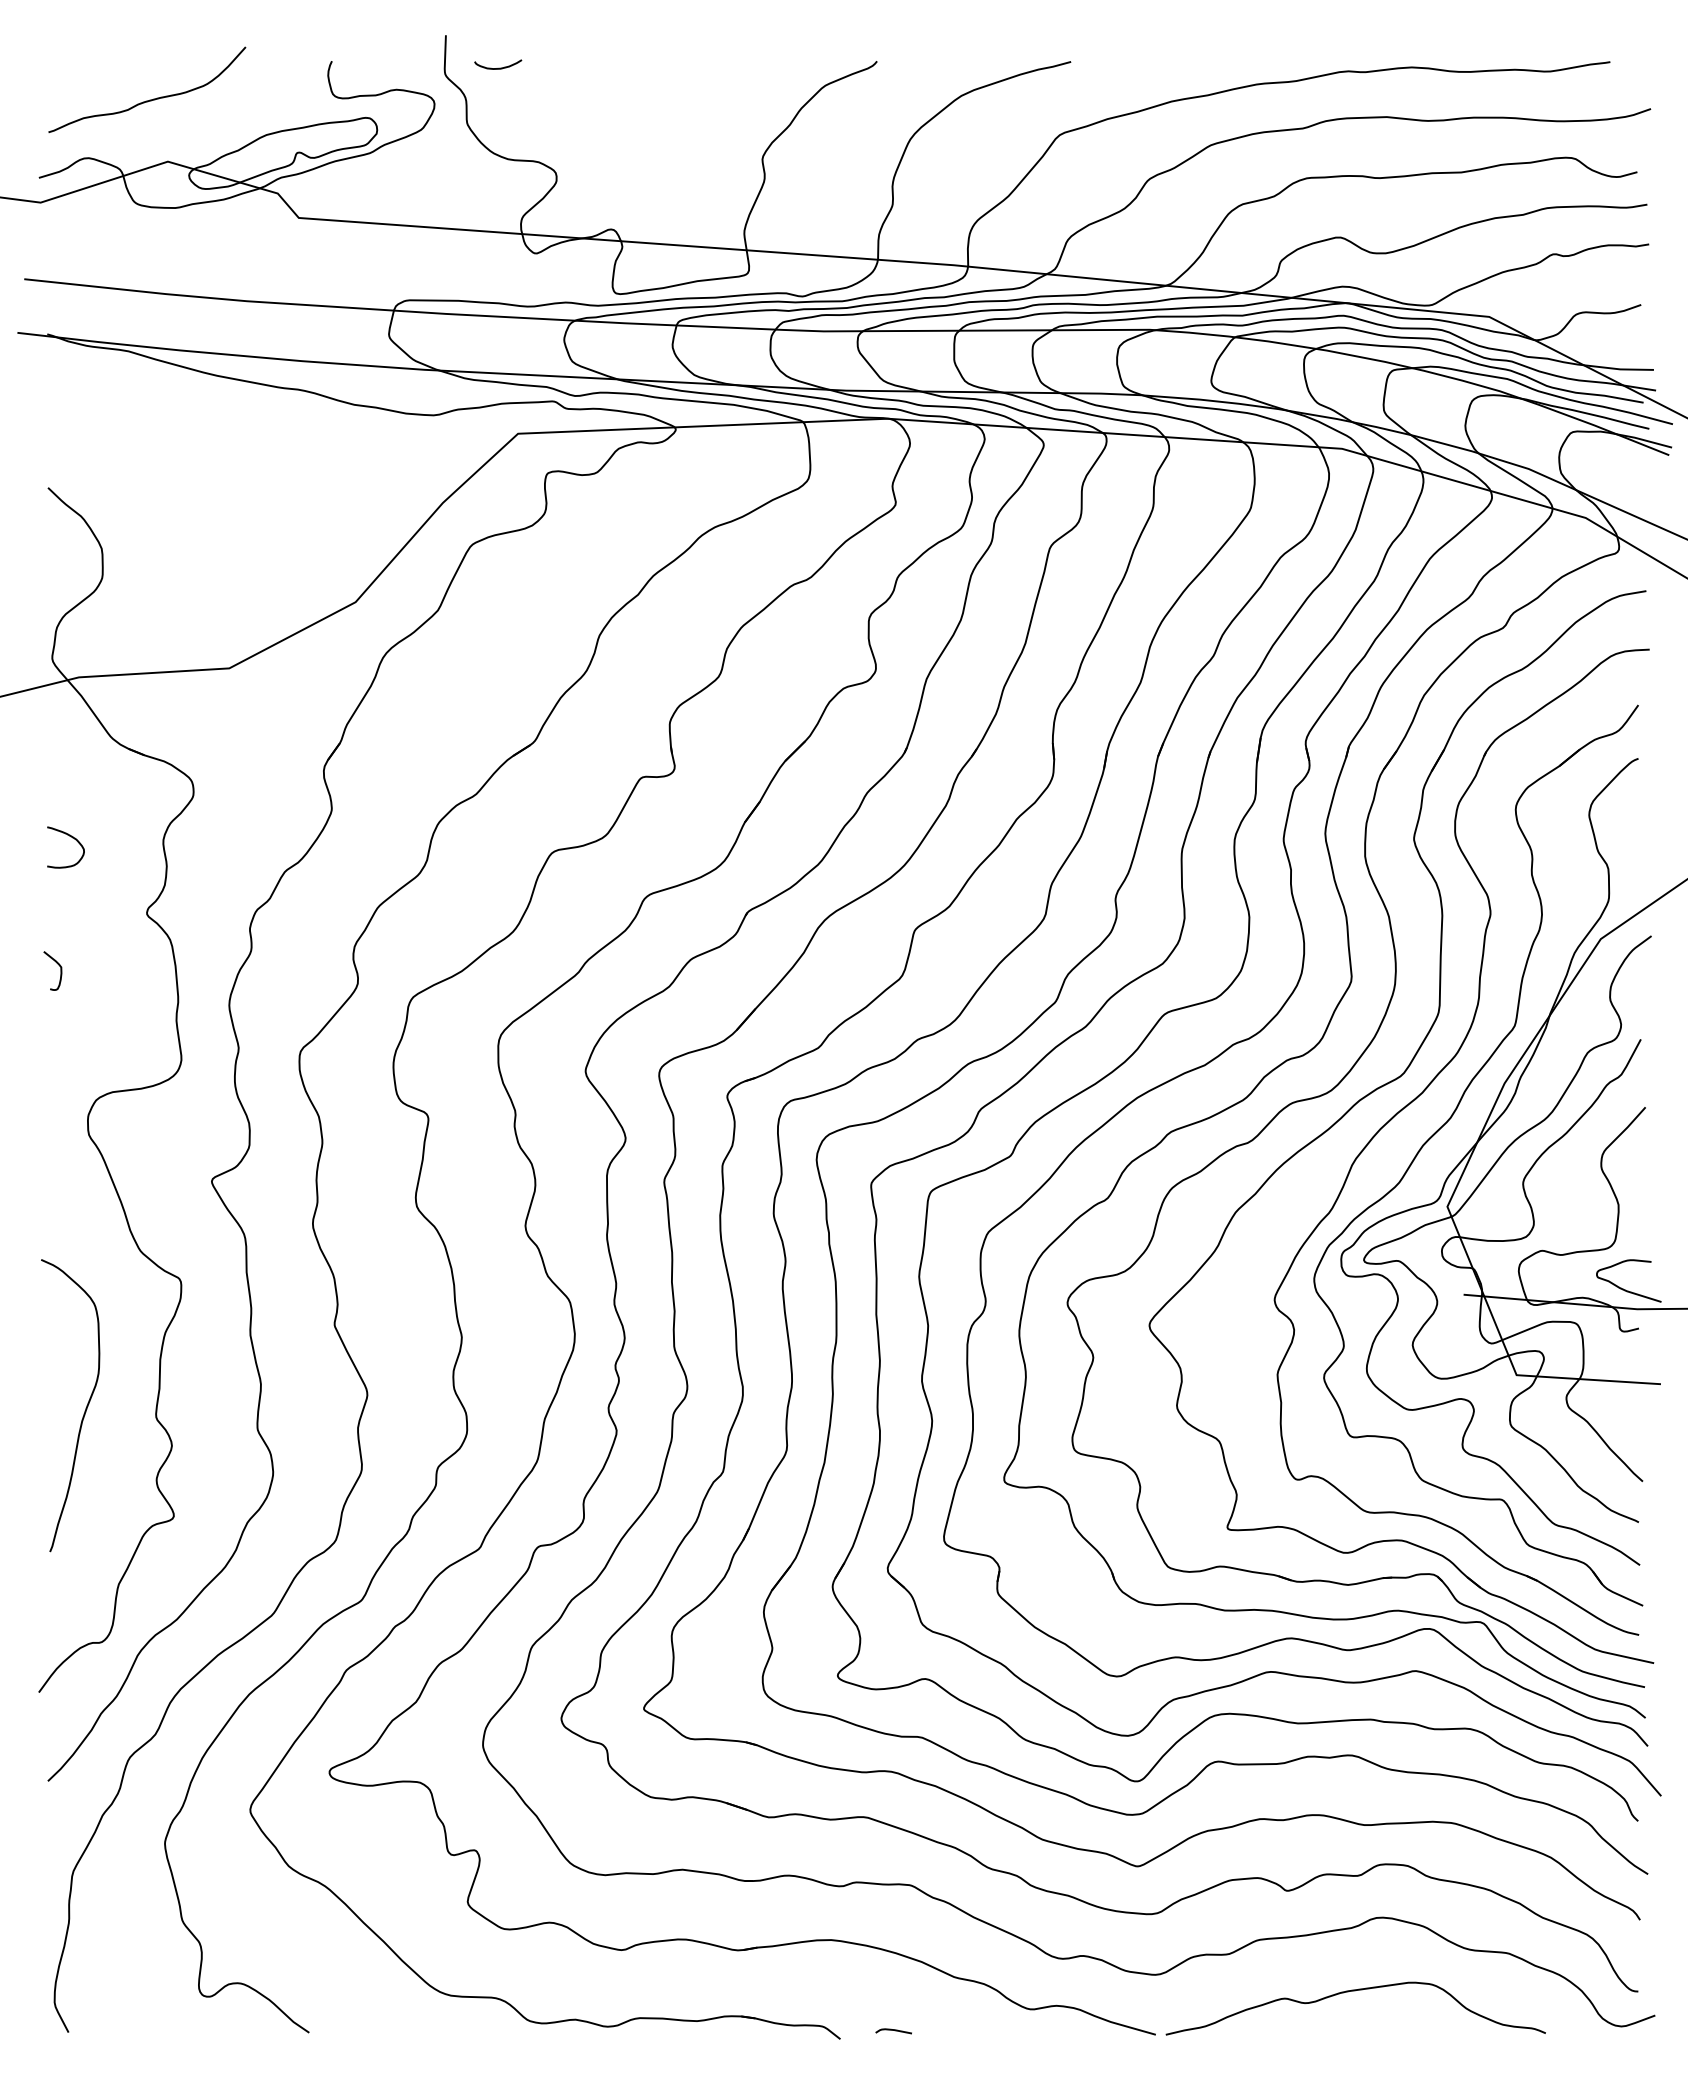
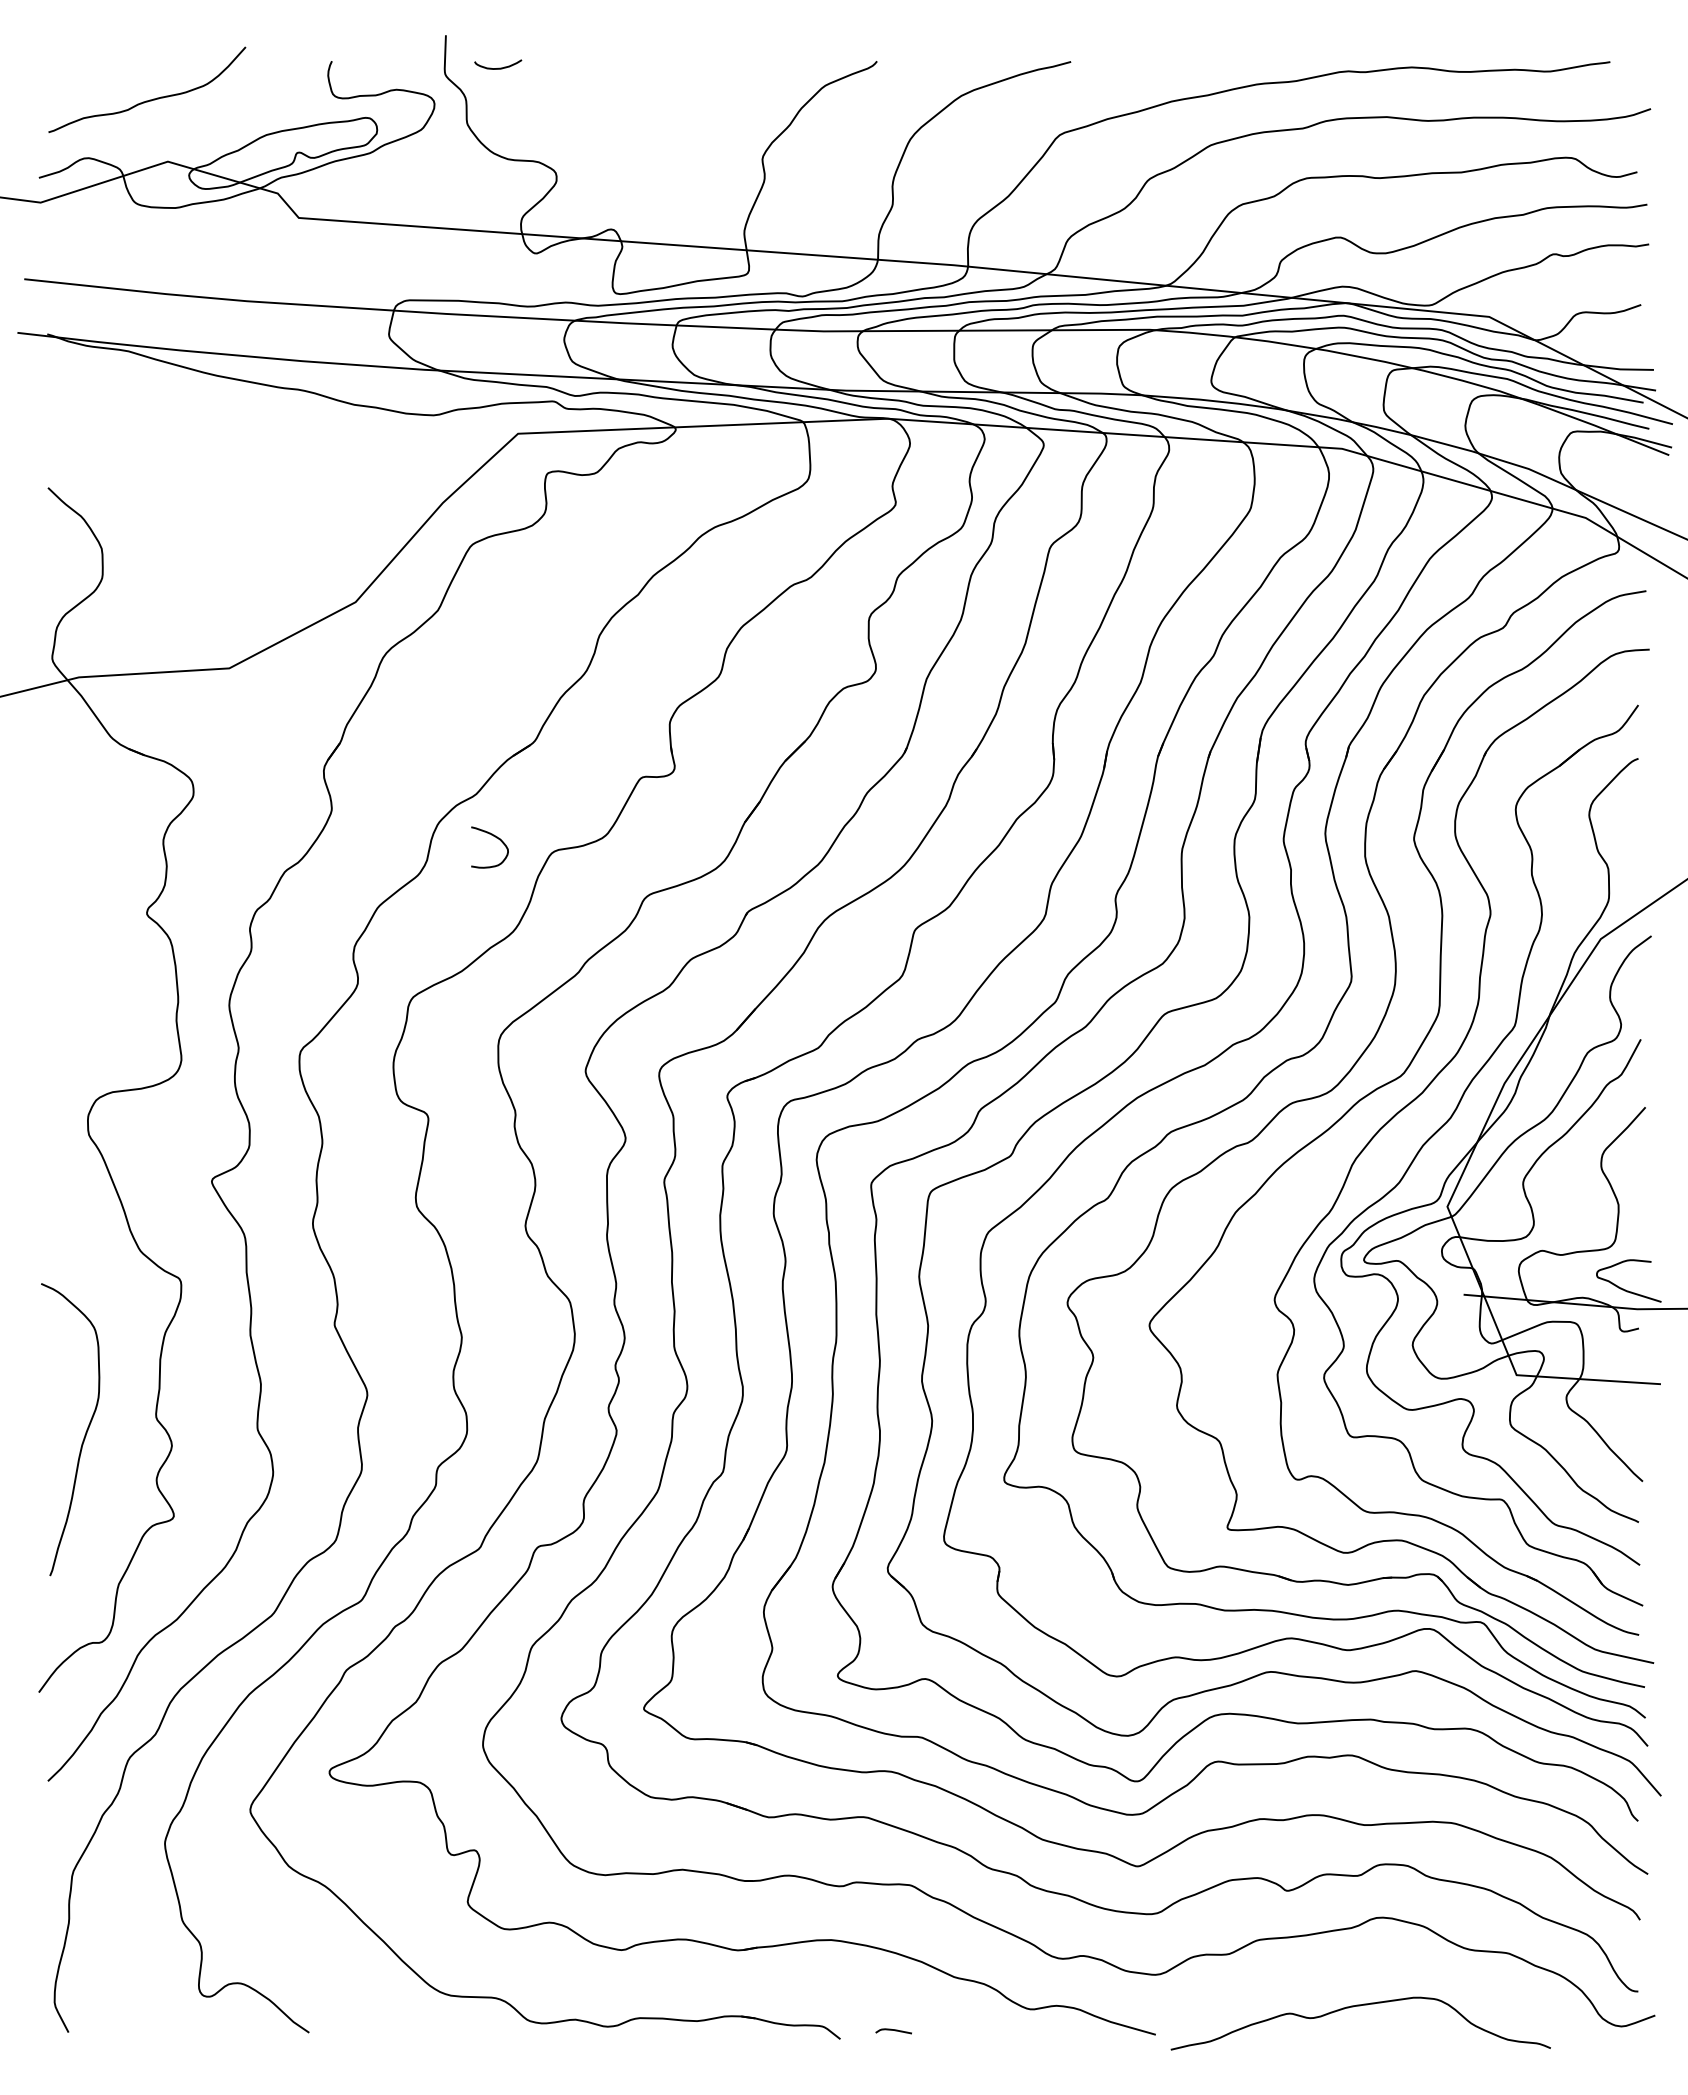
curve position: (72, 838) -> (496, 838) (496, 838)
curve: present -> none (57, 964)
curve position: (84, 1411) -> (84, 1435) (84, 1435)
curve position: (1355, 1991) -> (1360, 2006) (1360, 2006)
